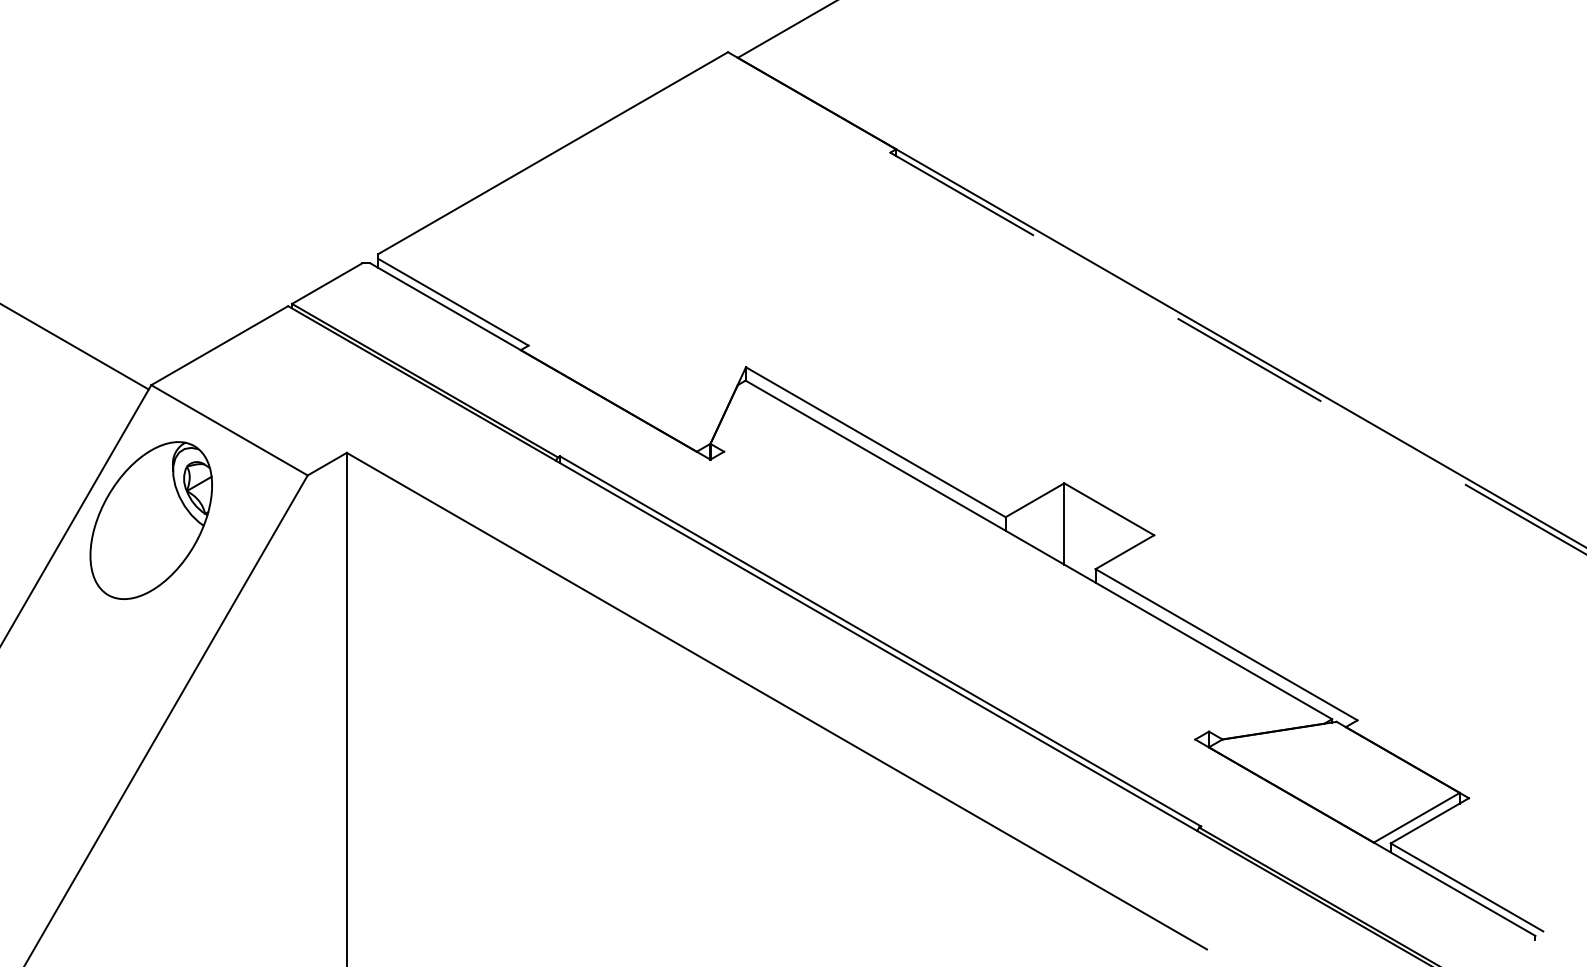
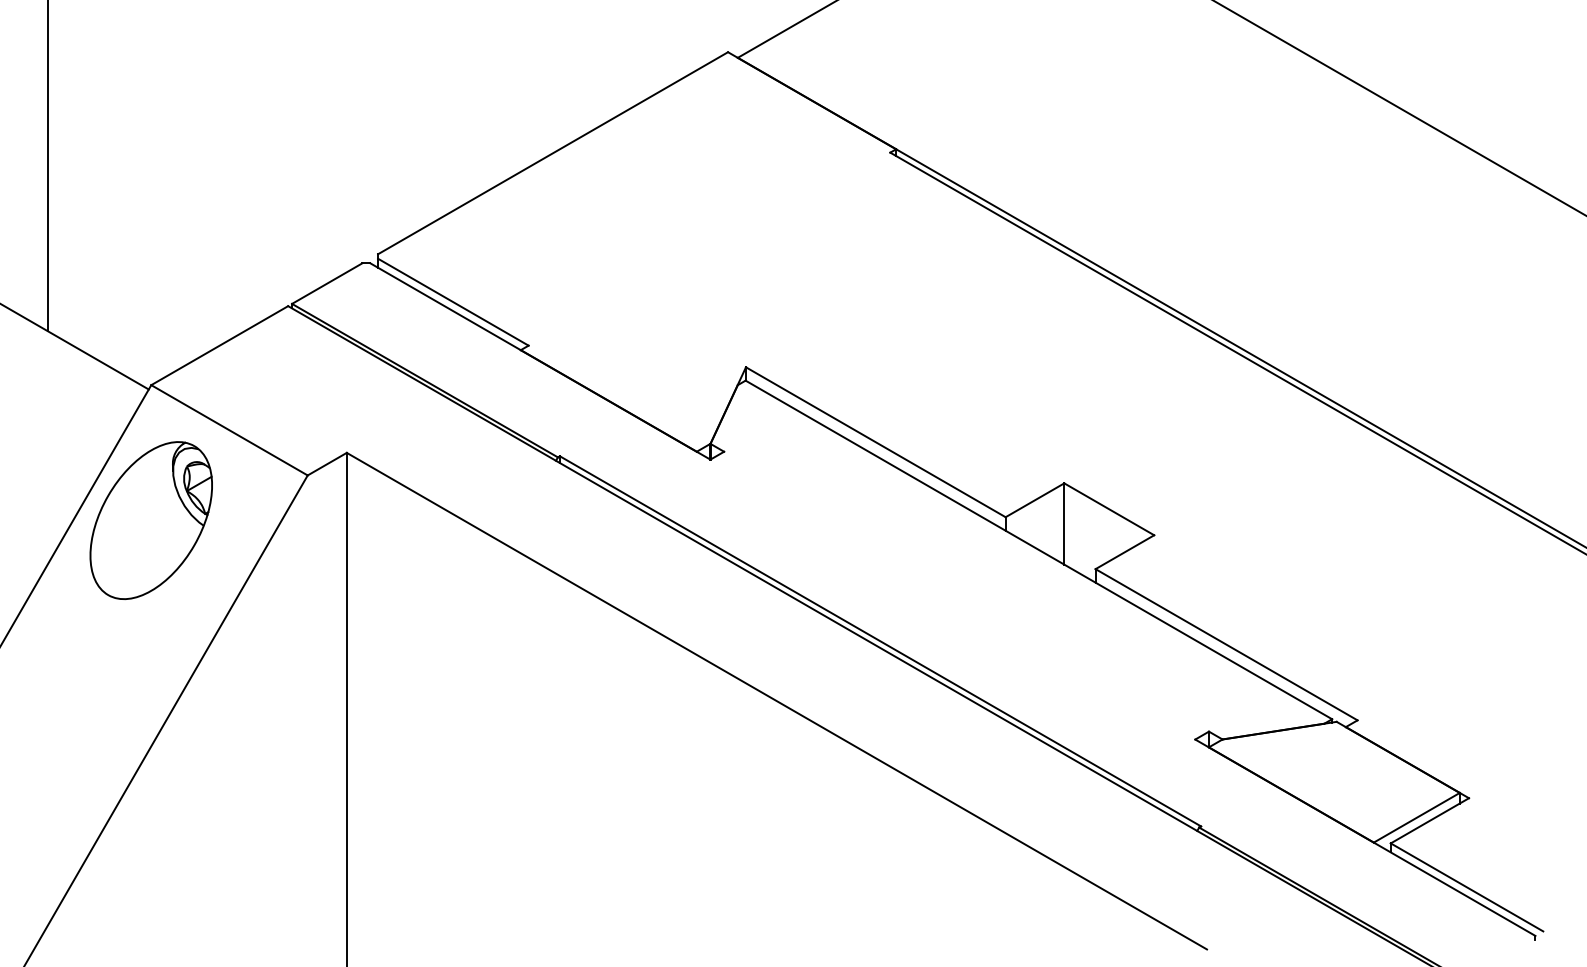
line: none -> present (1399, 108)
line: none -> present (47, 166)
line: dashed -> solid (1239, 353)
